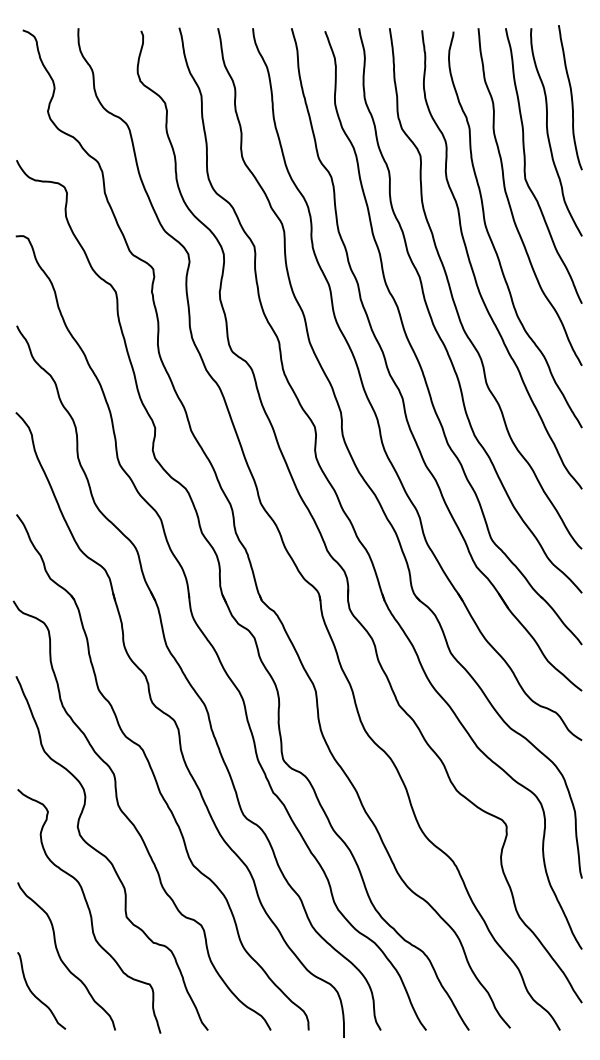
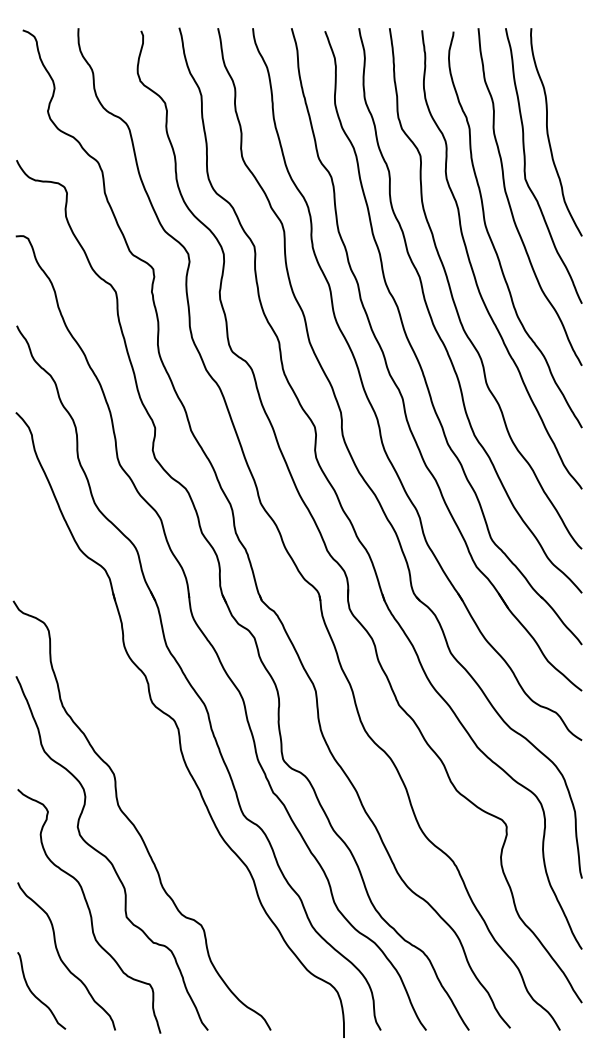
curve: present -> none (570, 96)
part: present -> none (154, 773)
